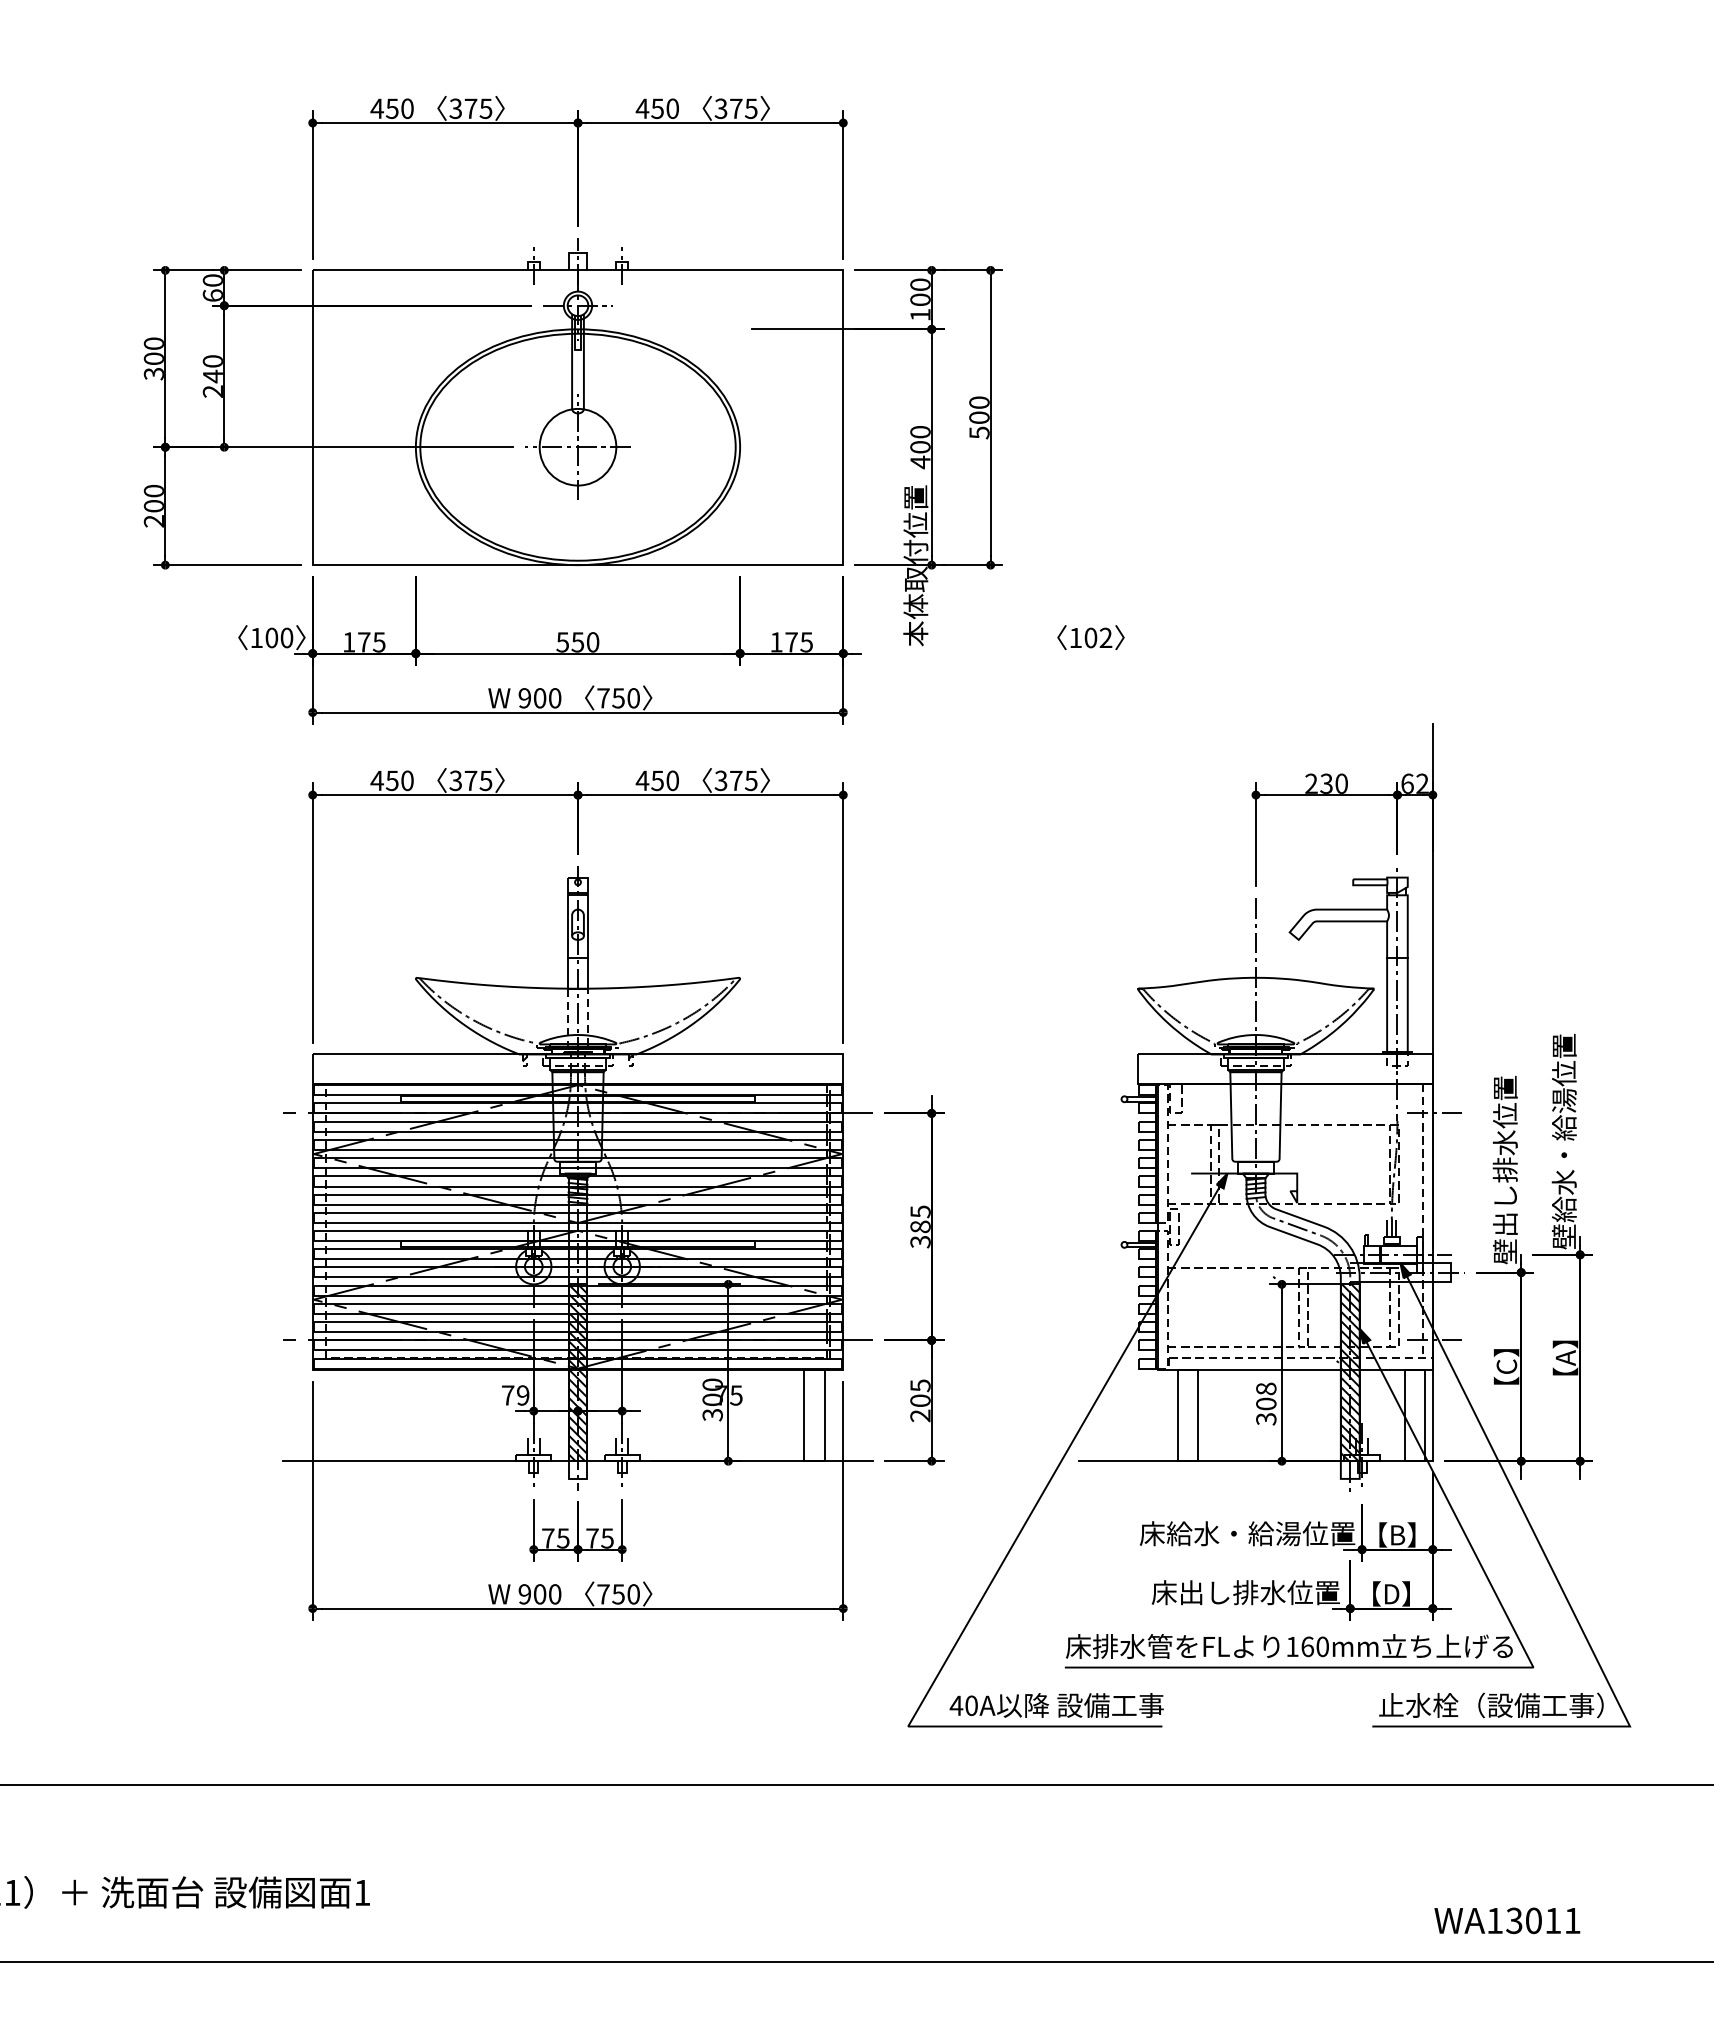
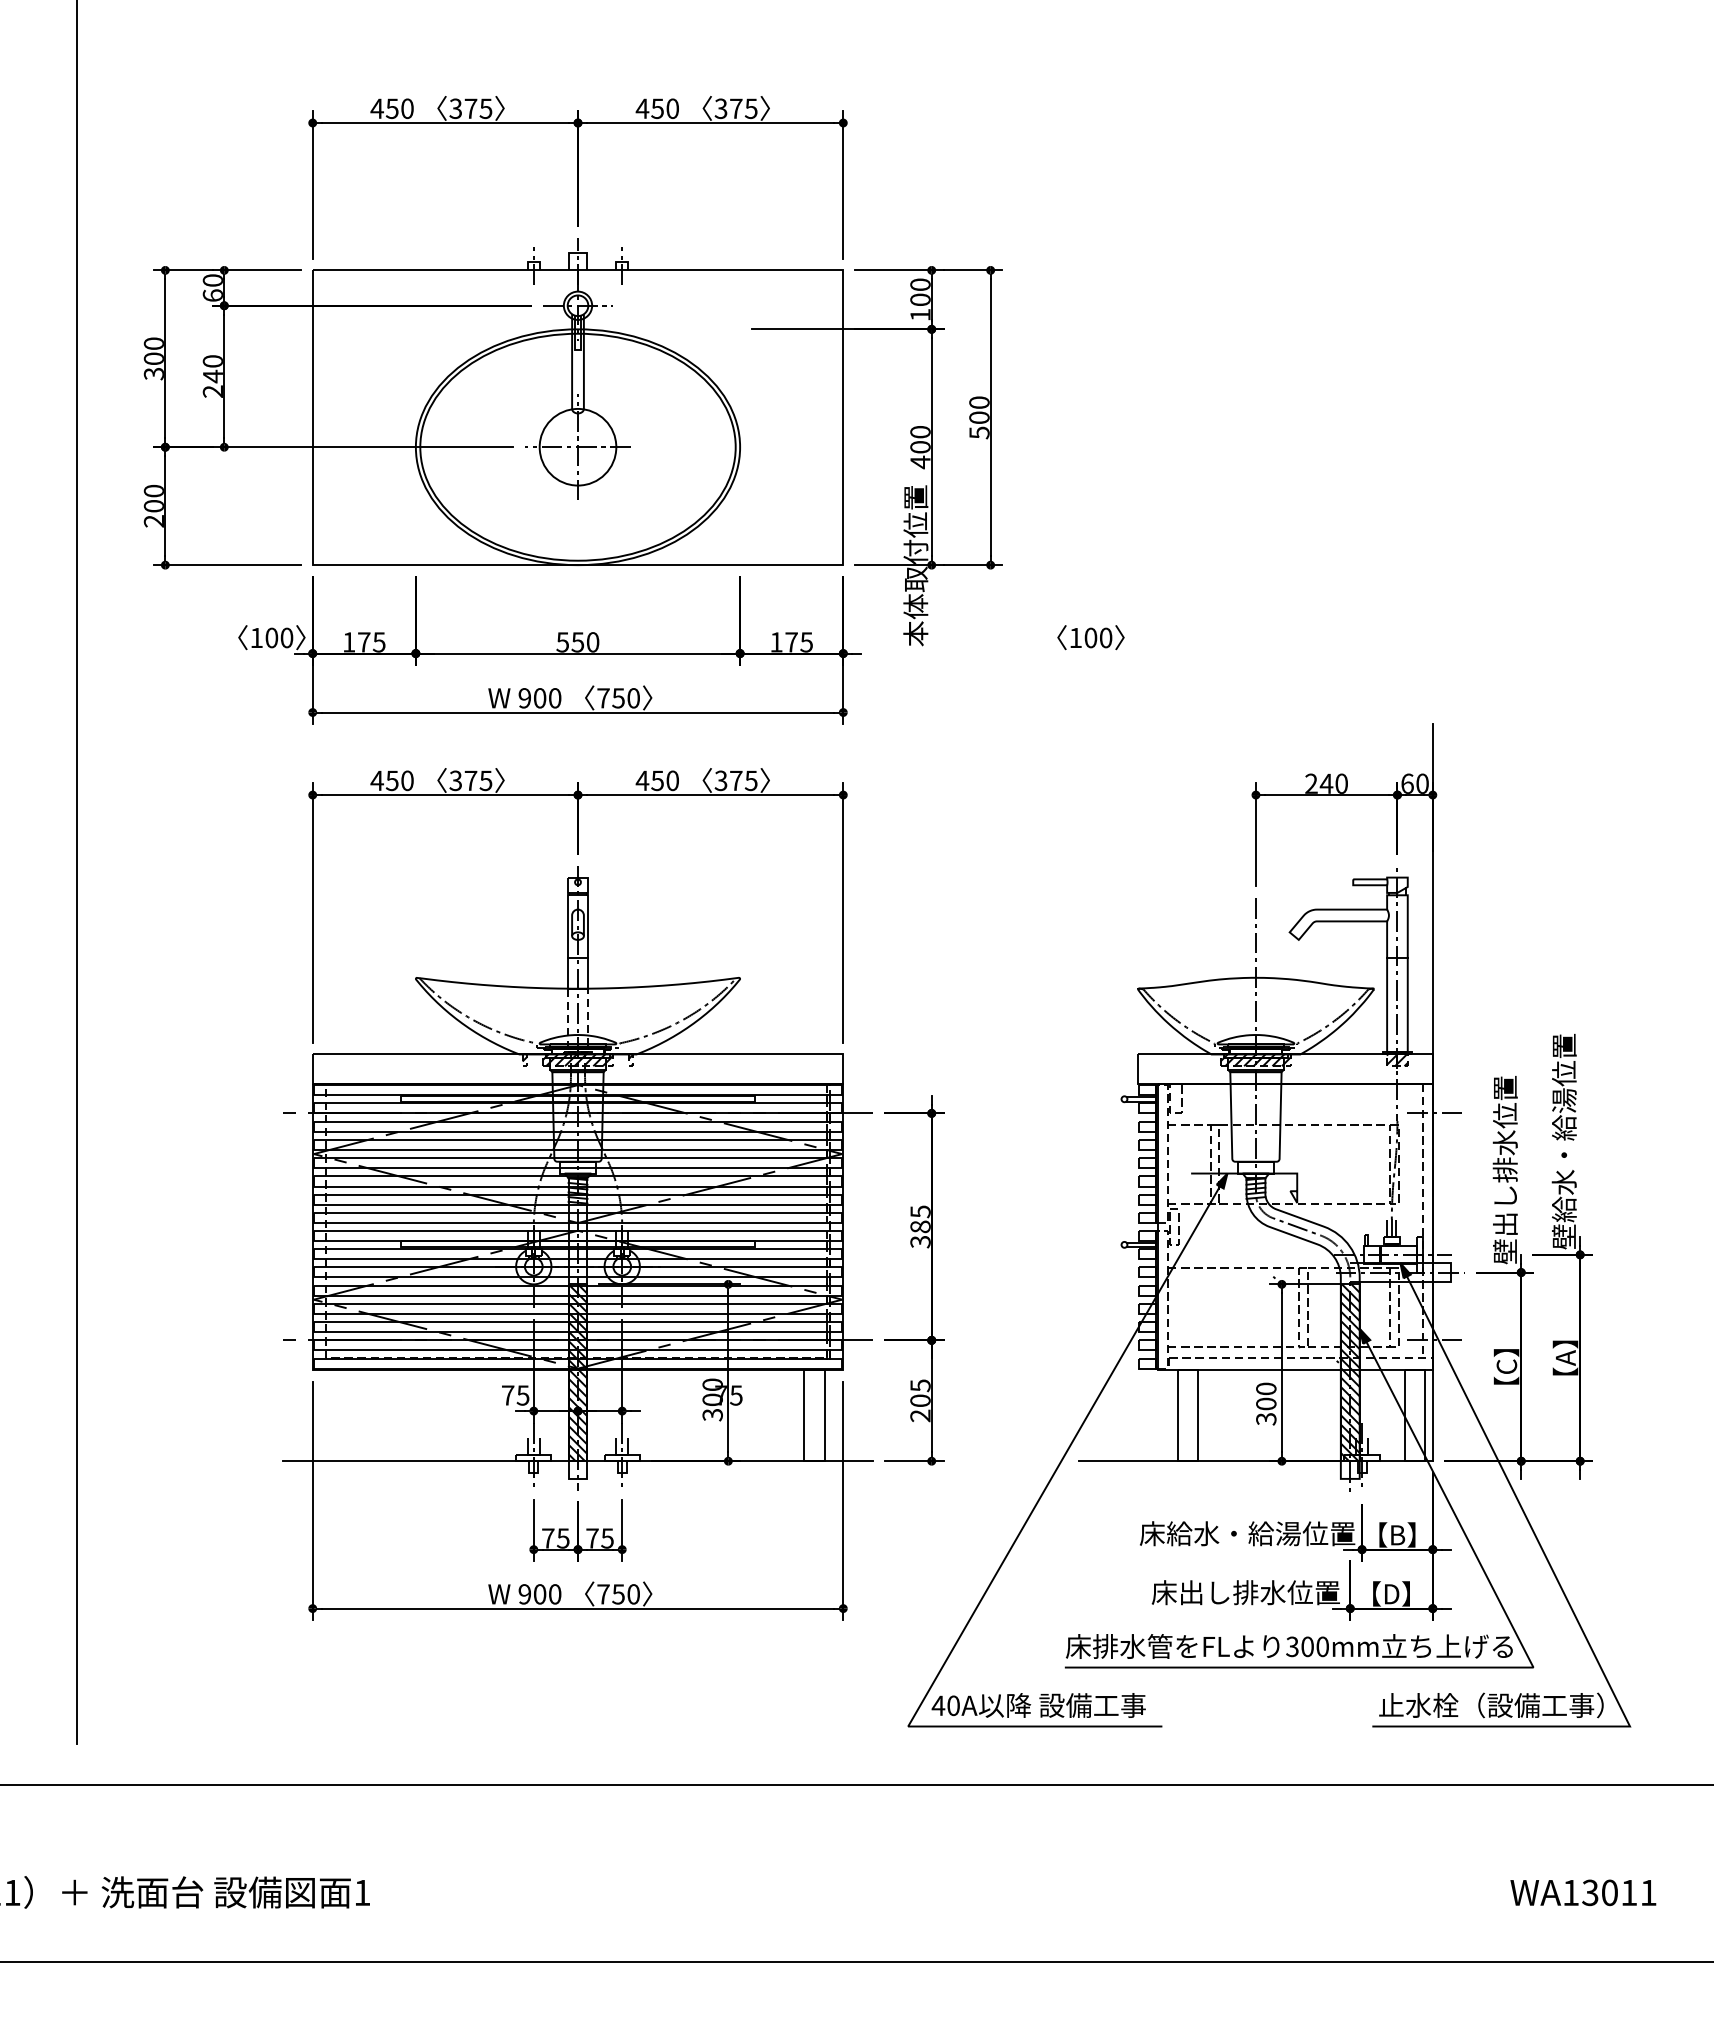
text: 102 -> 100 (1105, 637)
text: 230 -> 240 (1326, 783)
text: 62 -> 60 (1422, 783)
line: none -> present (76, 873)
hatch: none -> present (577, 1060)
hatch: none -> present (1255, 1060)
hatch: none -> present (1397, 1060)
text: 308 -> 300 (1266, 1388)
text: 79 -> 75 (522, 1395)
text: 160mm -> 300mm (1300, 1646)
text position: (1056, 1705) -> (1038, 1705) (1038, 1705)
text position: (1507, 1920) -> (1583, 1892) (1583, 1892)
